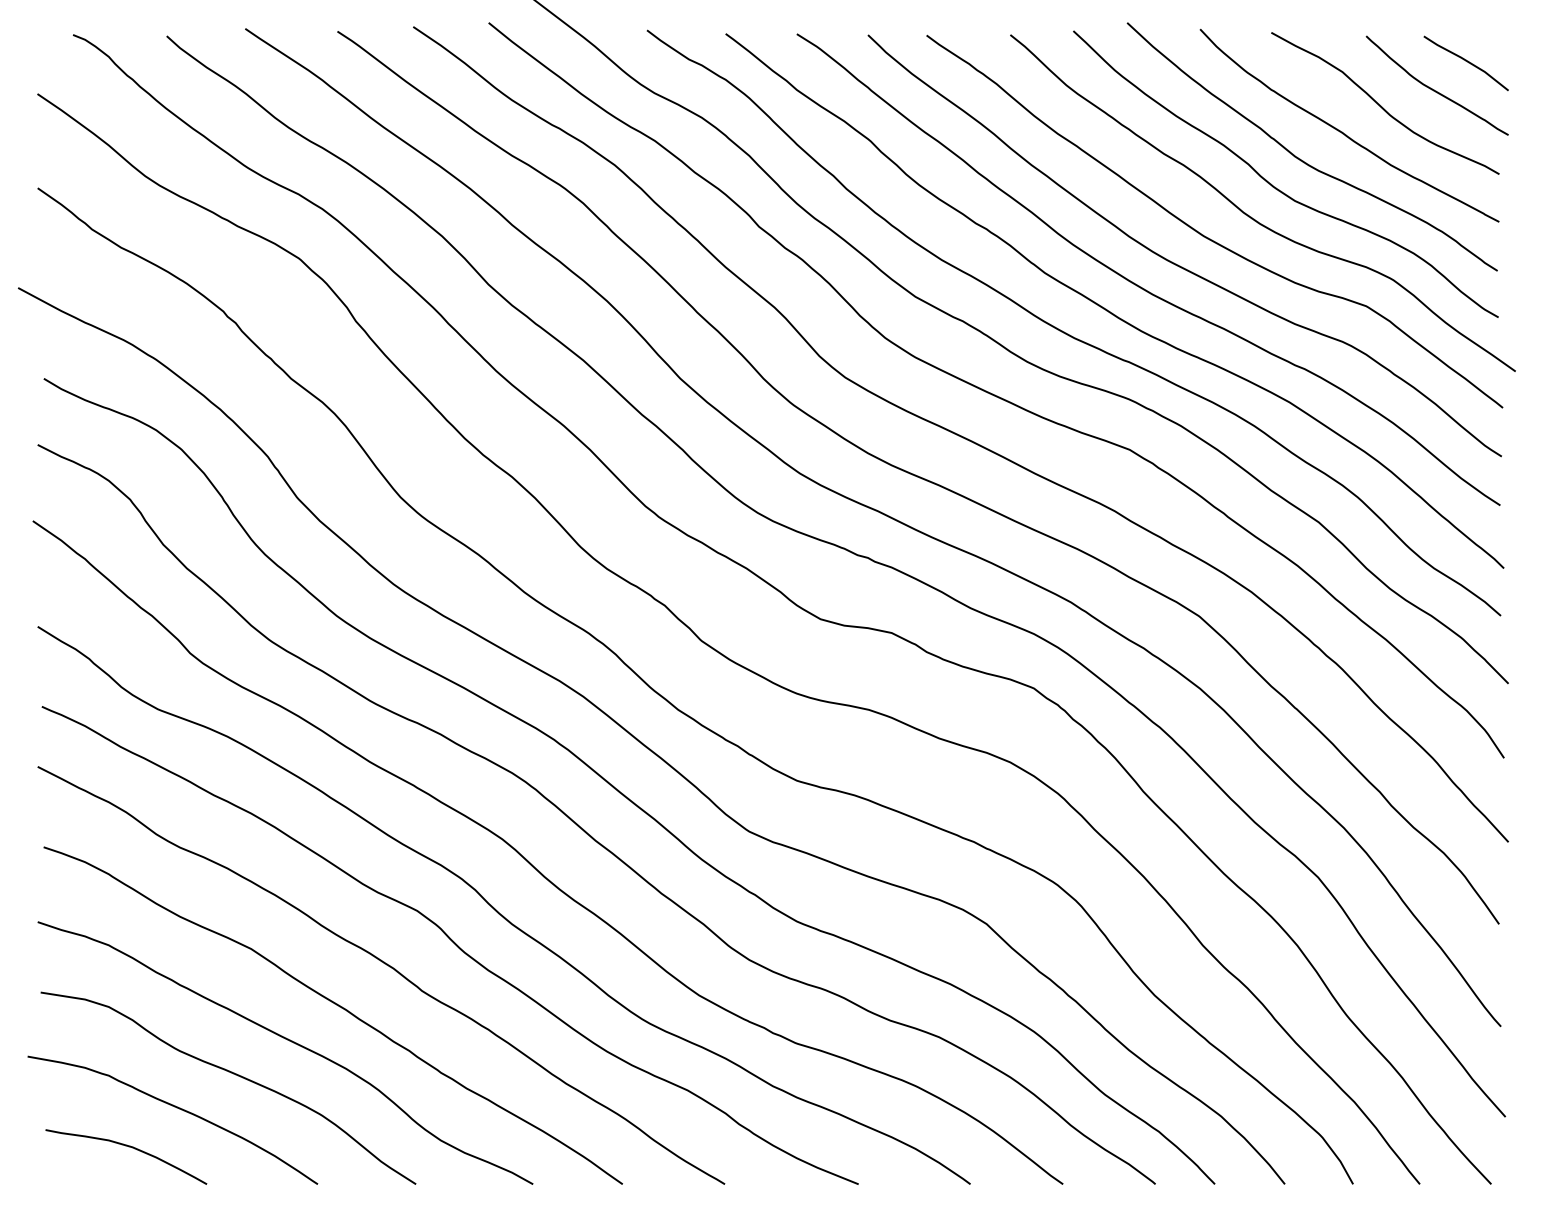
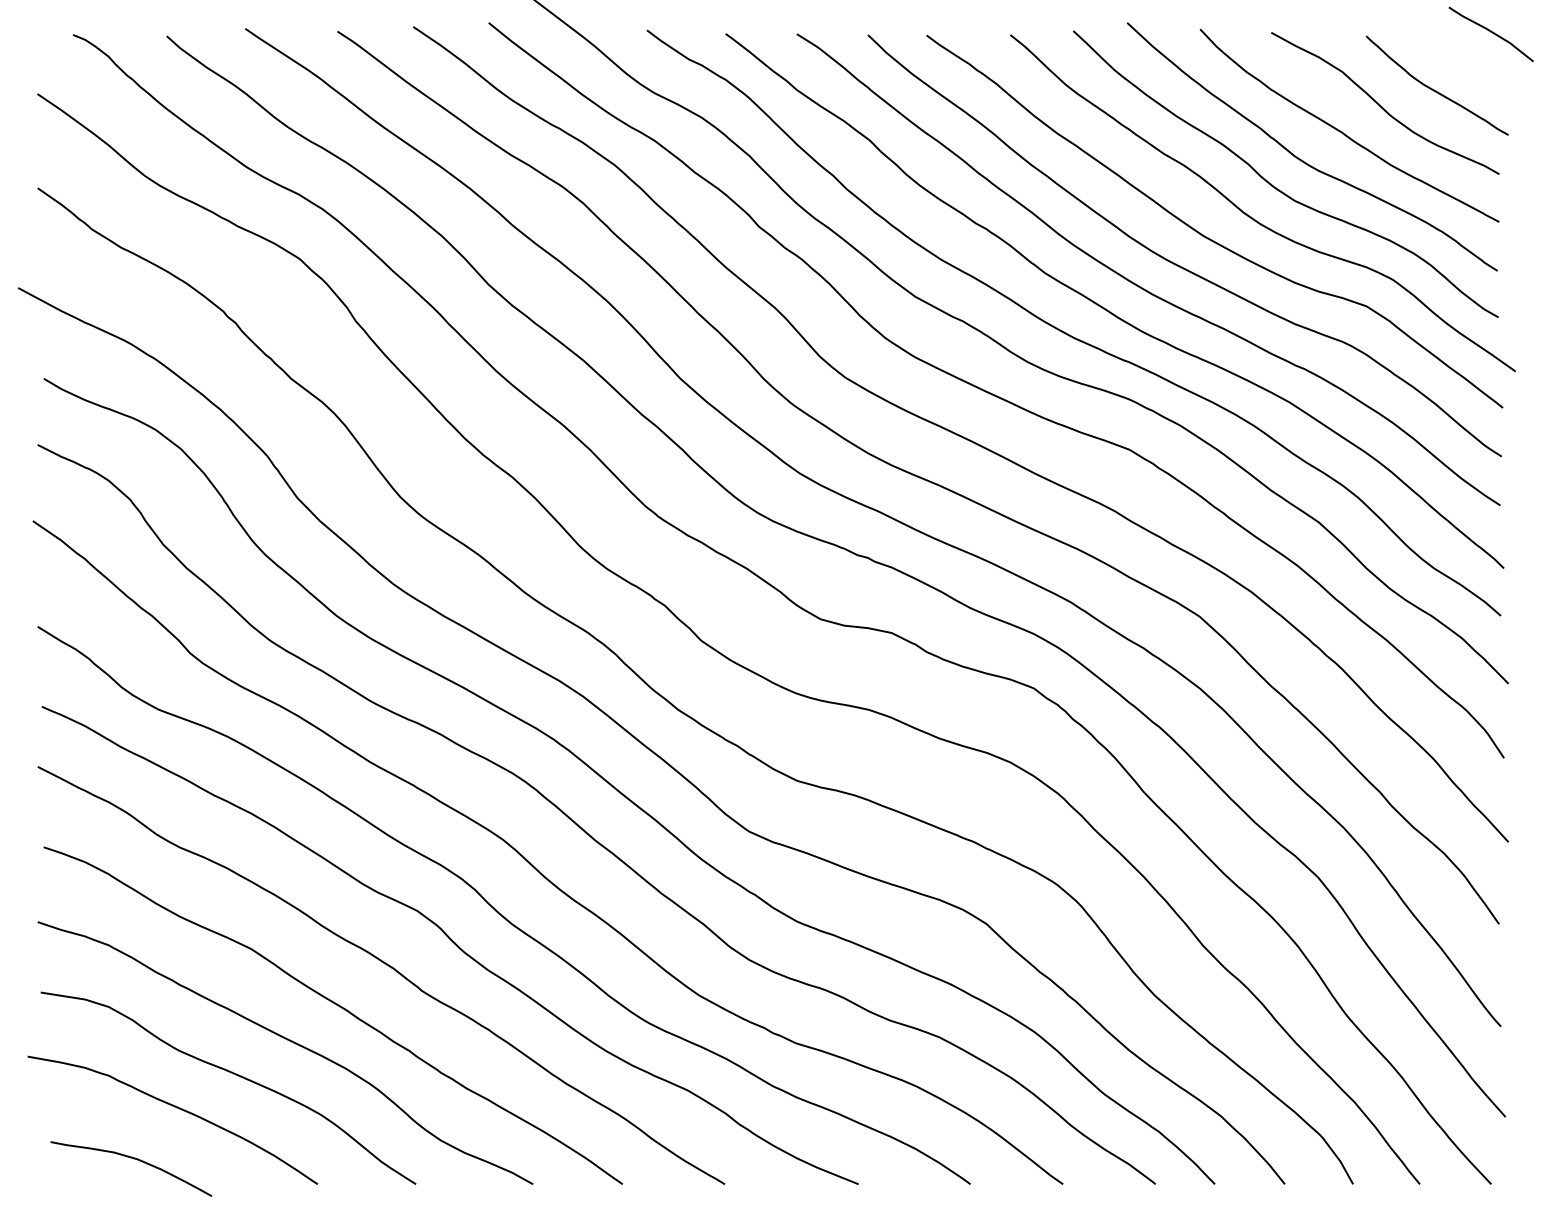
line position: (1465, 61) -> (1490, 32) (1490, 32)
curve position: (128, 1147) -> (133, 1159) (133, 1159)
